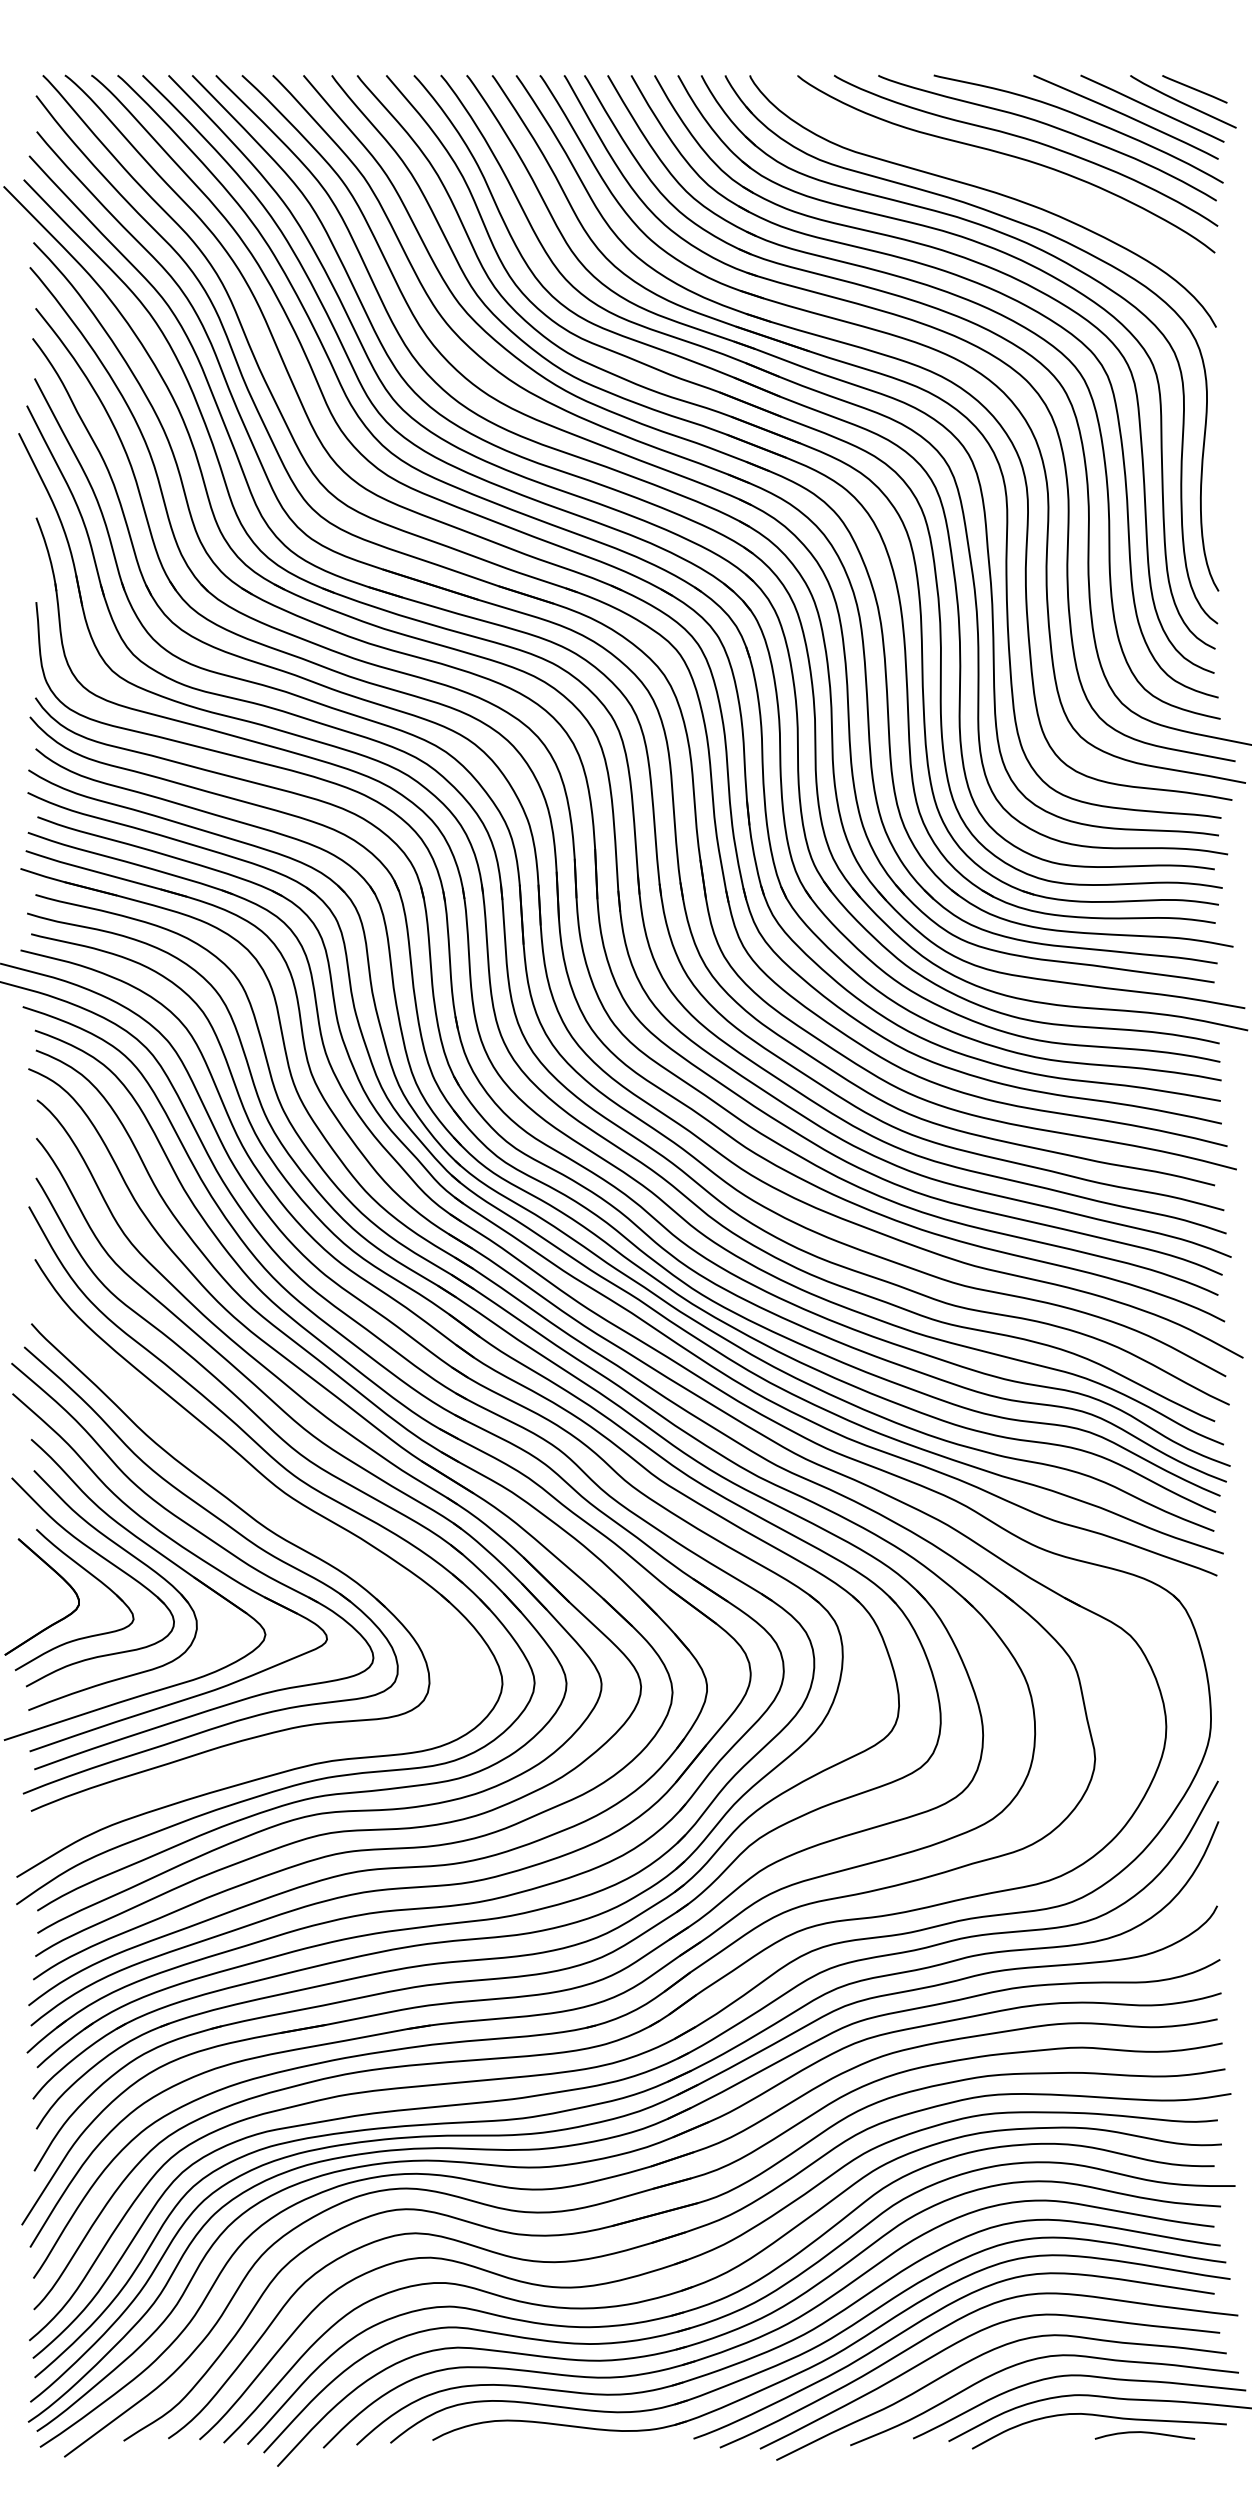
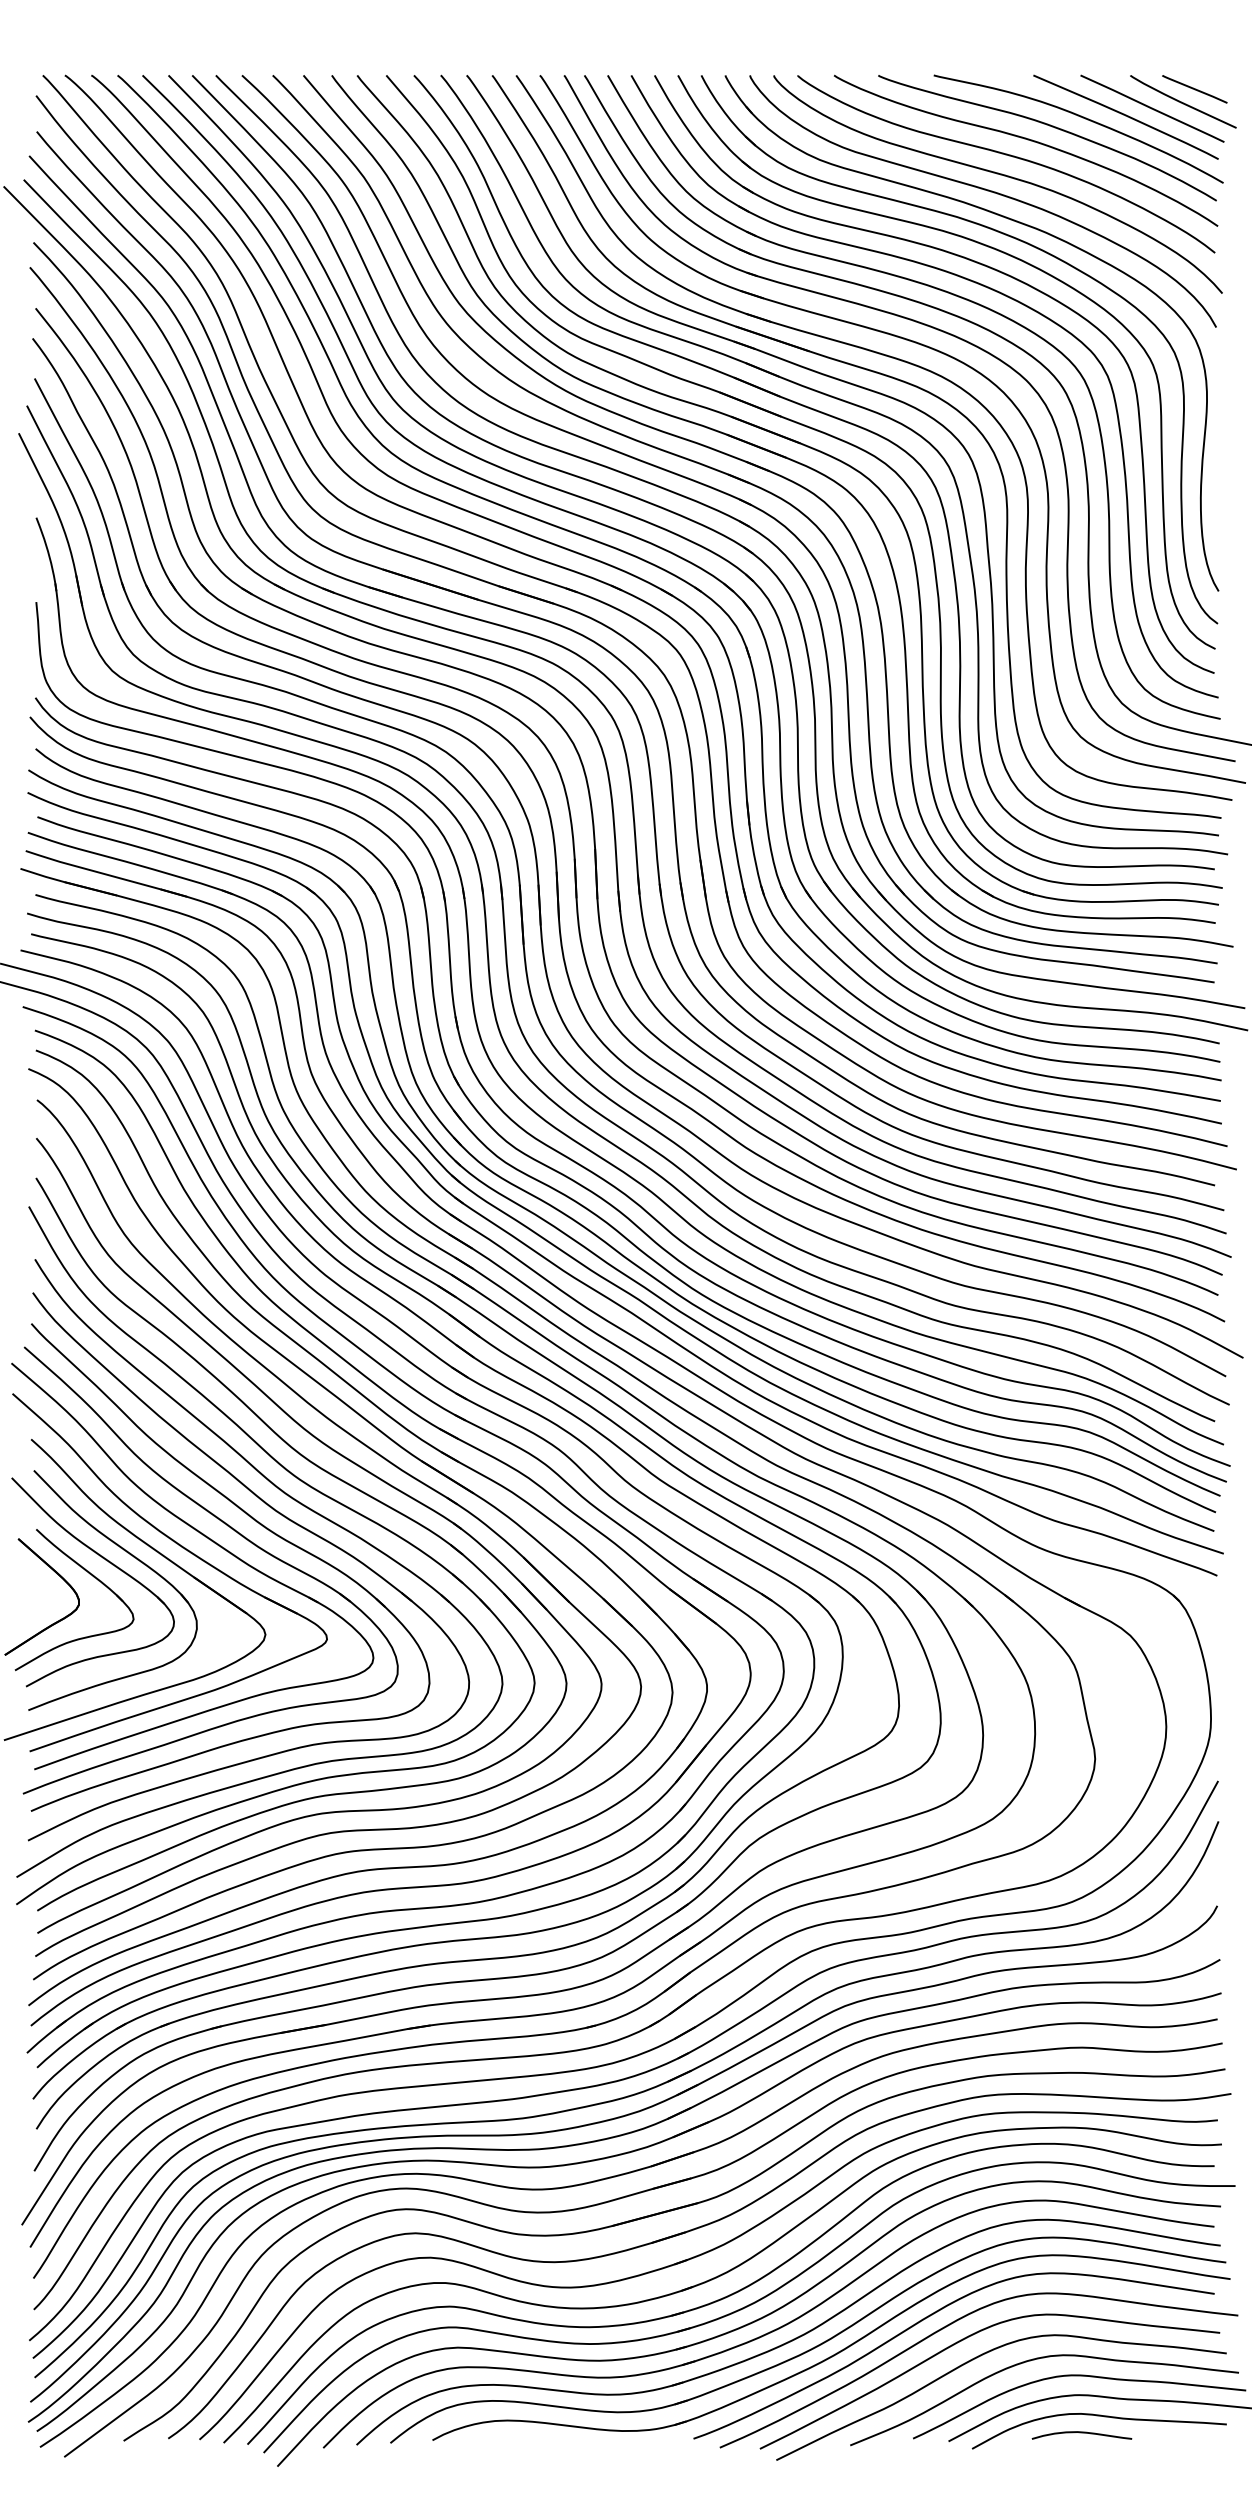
curve: none -> present (1000, 175)
part: none -> present (282, 1516)
curve position: (1144, 2433) -> (1081, 2433) (1081, 2433)
